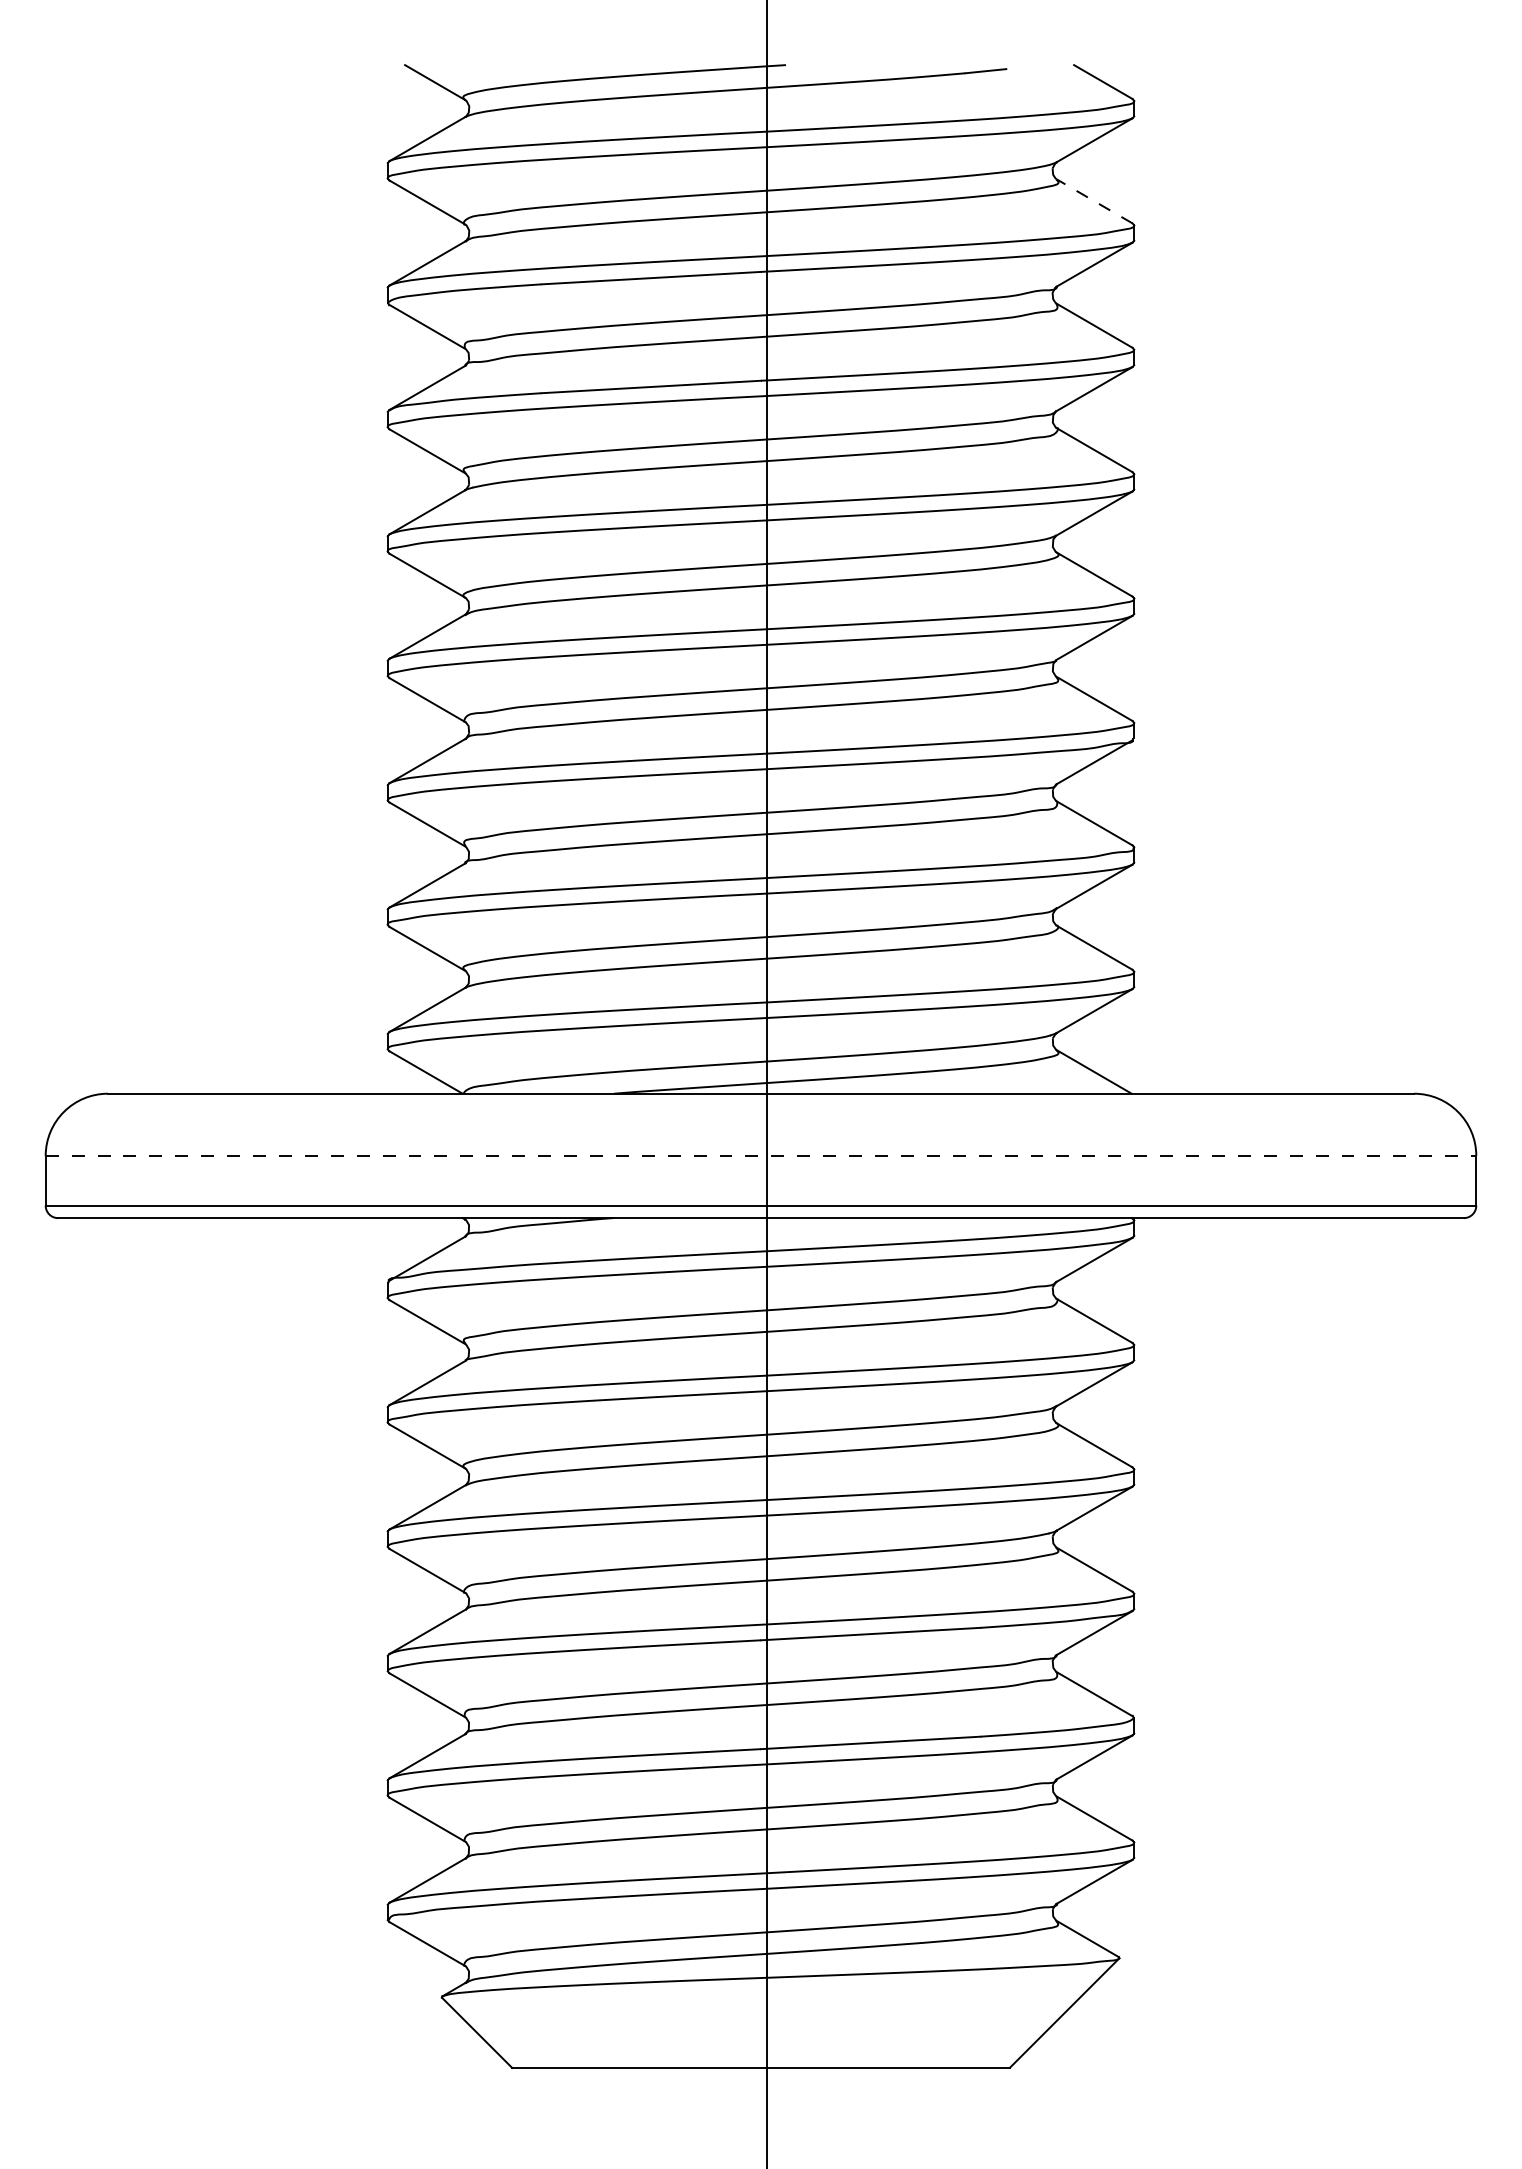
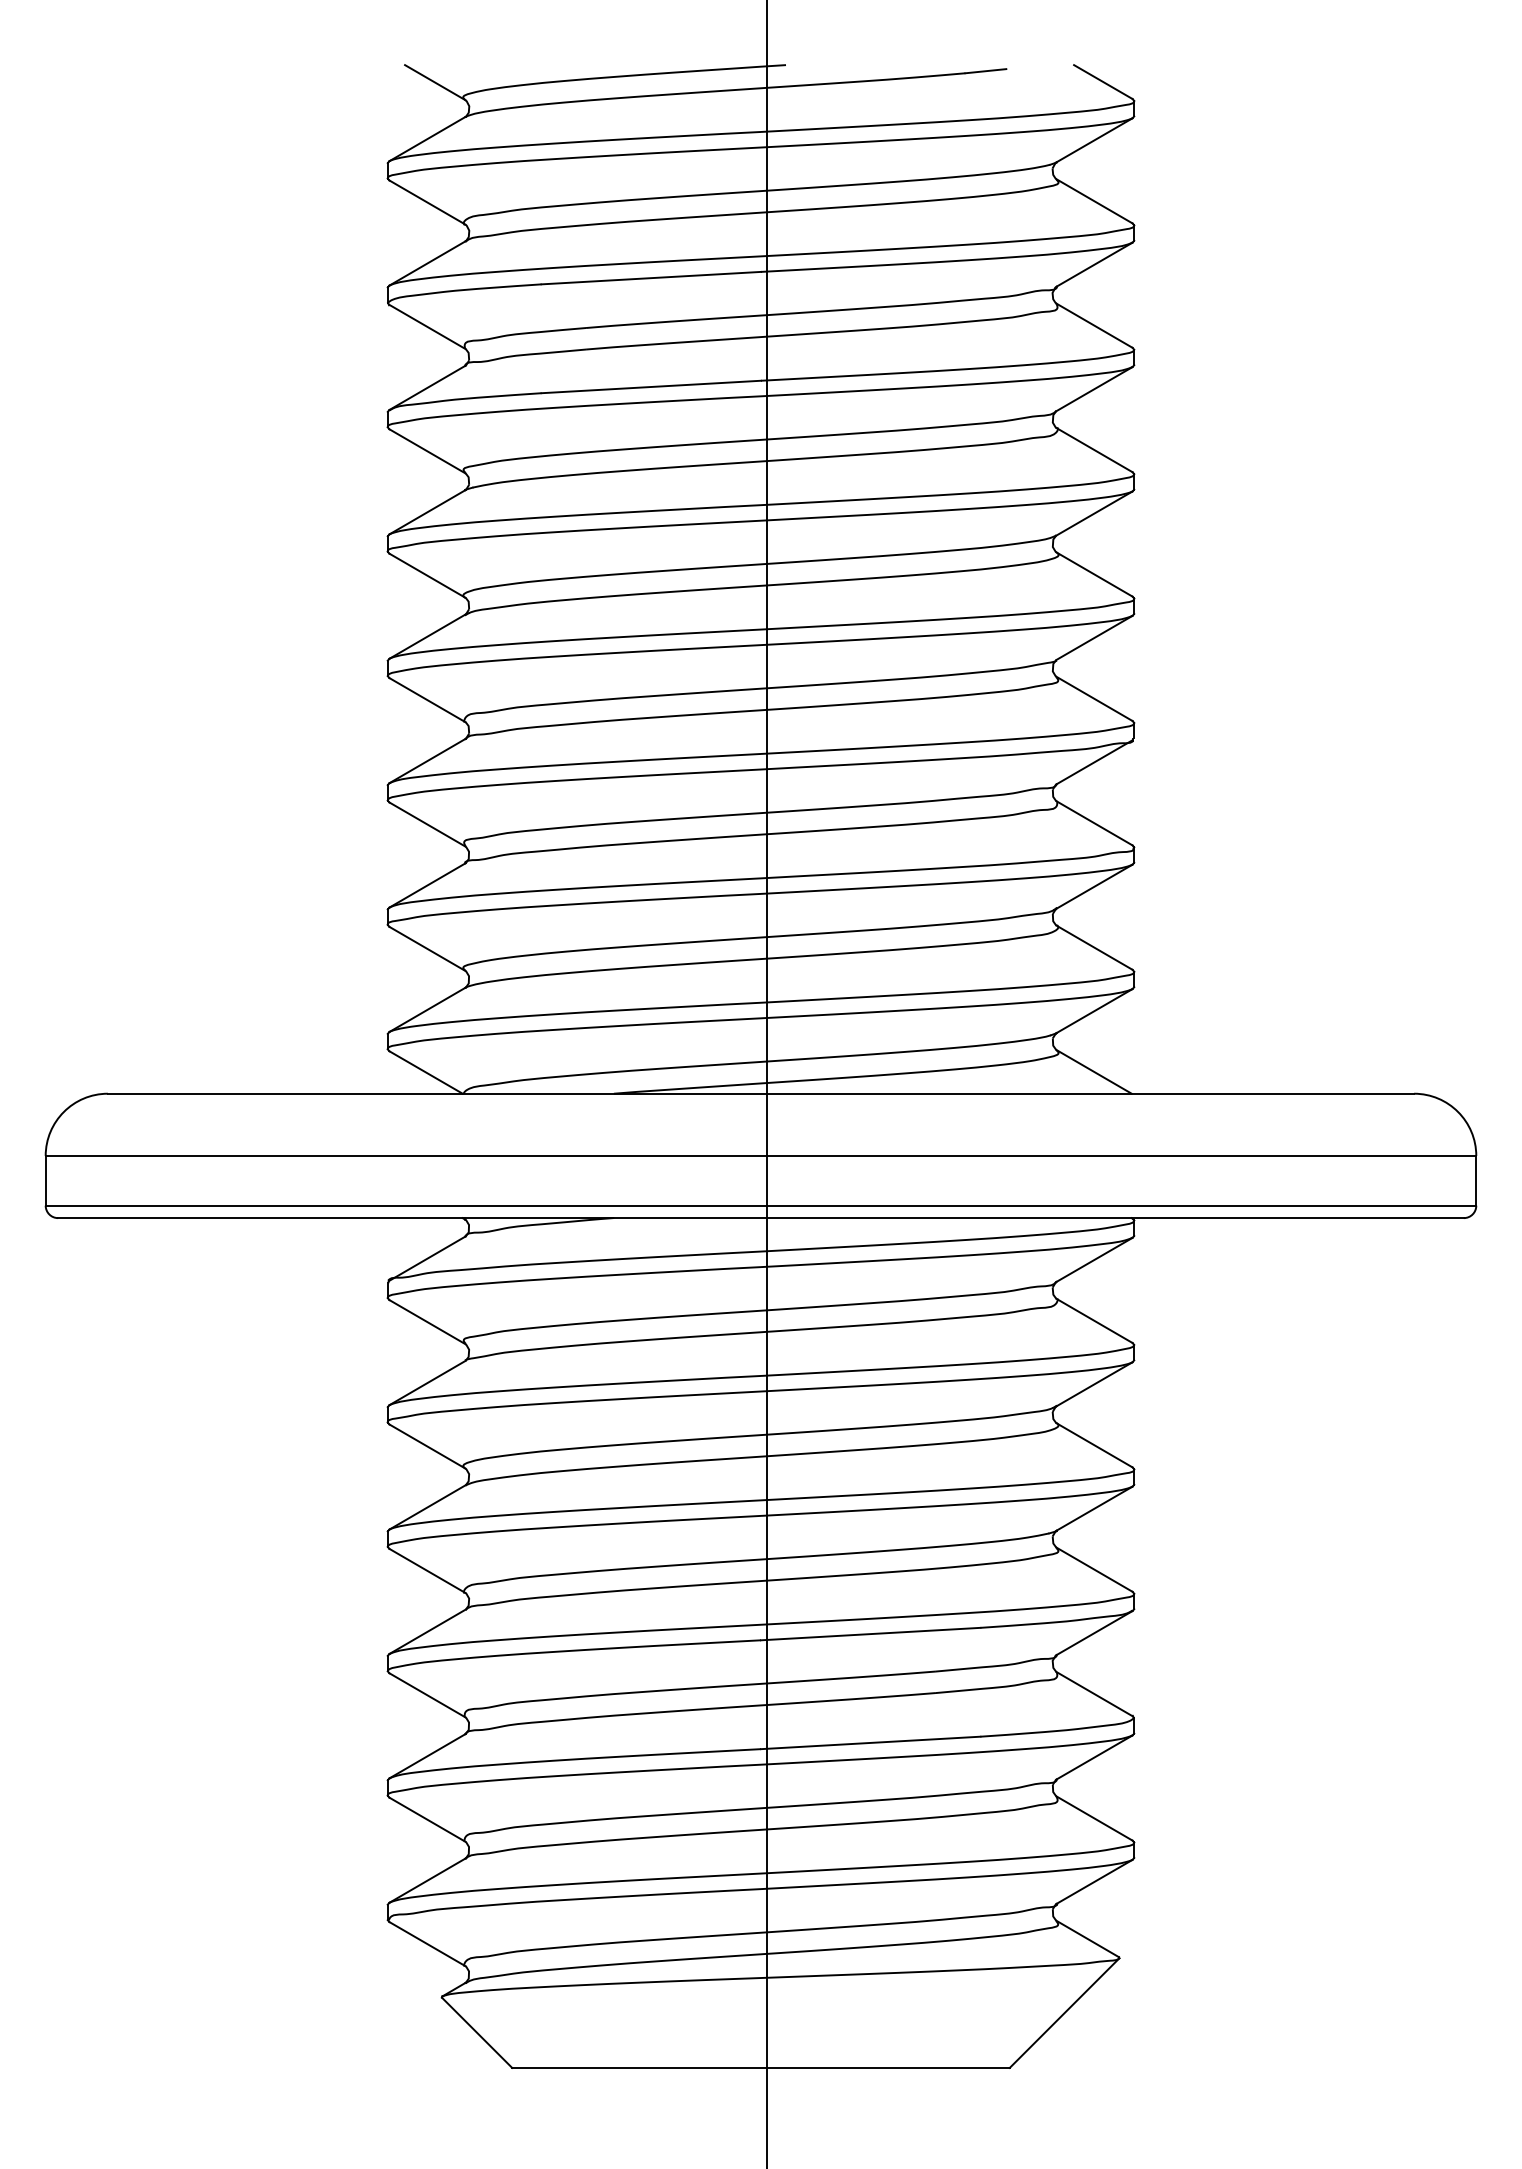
line: dashed -> solid (1094, 201)
line: dashed -> solid (761, 1155)
